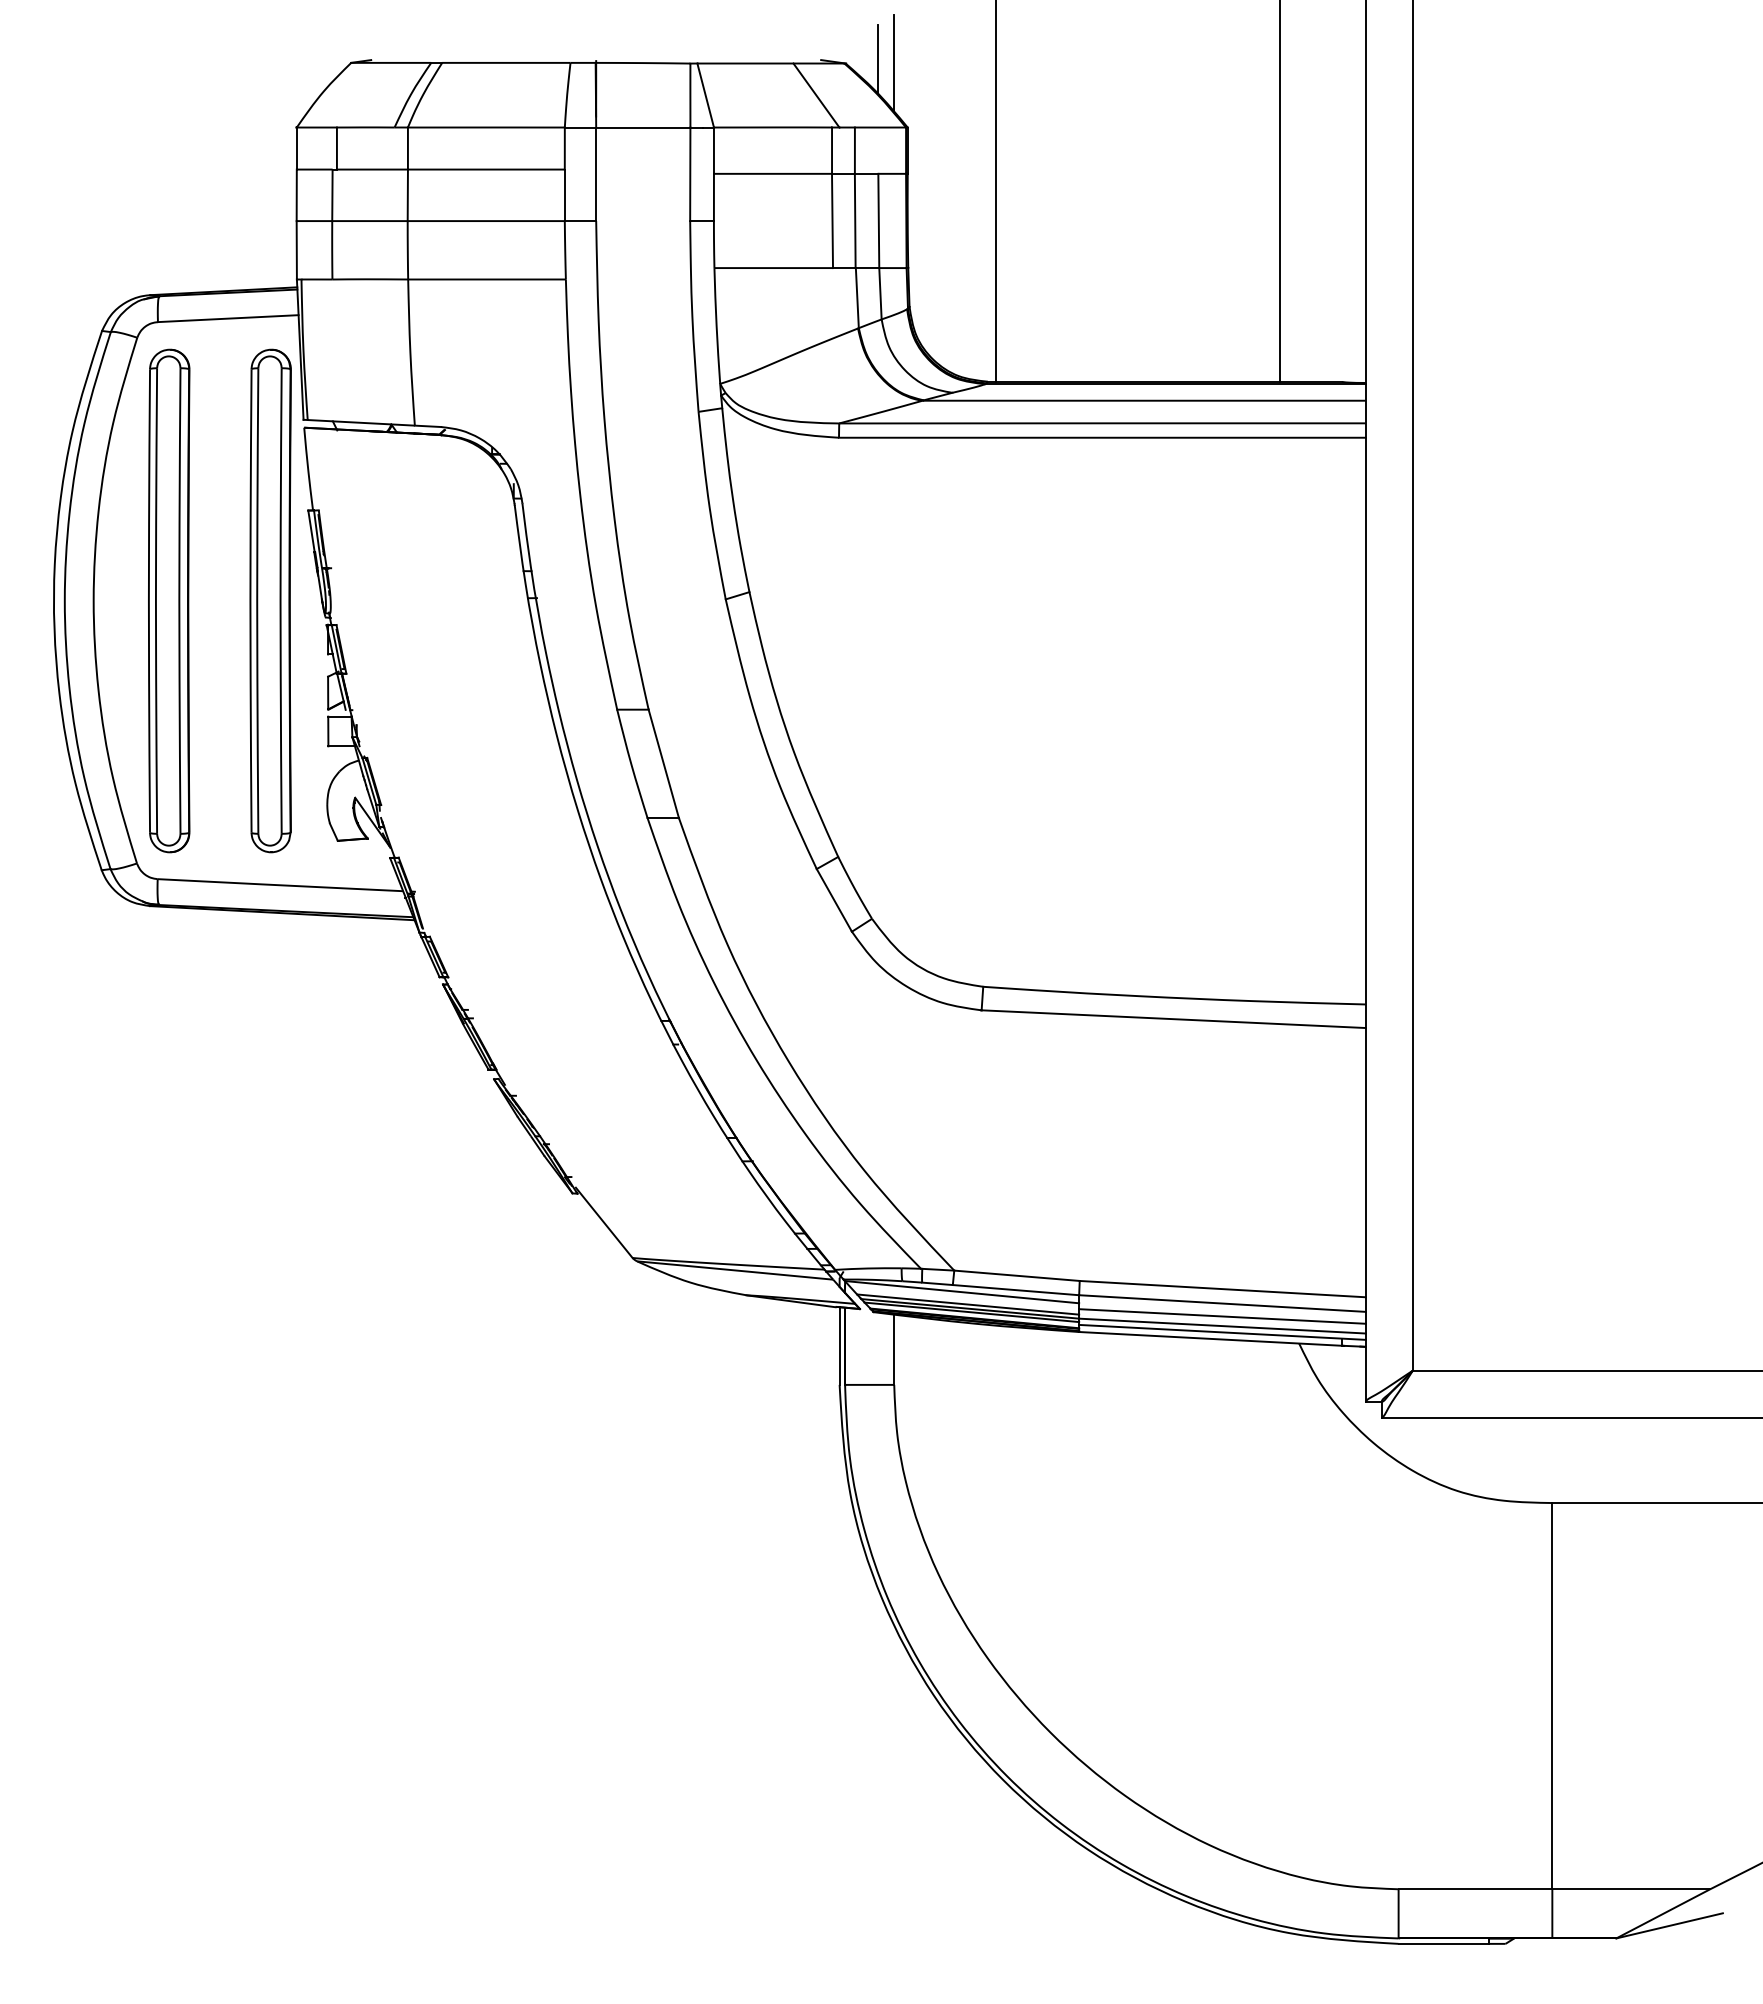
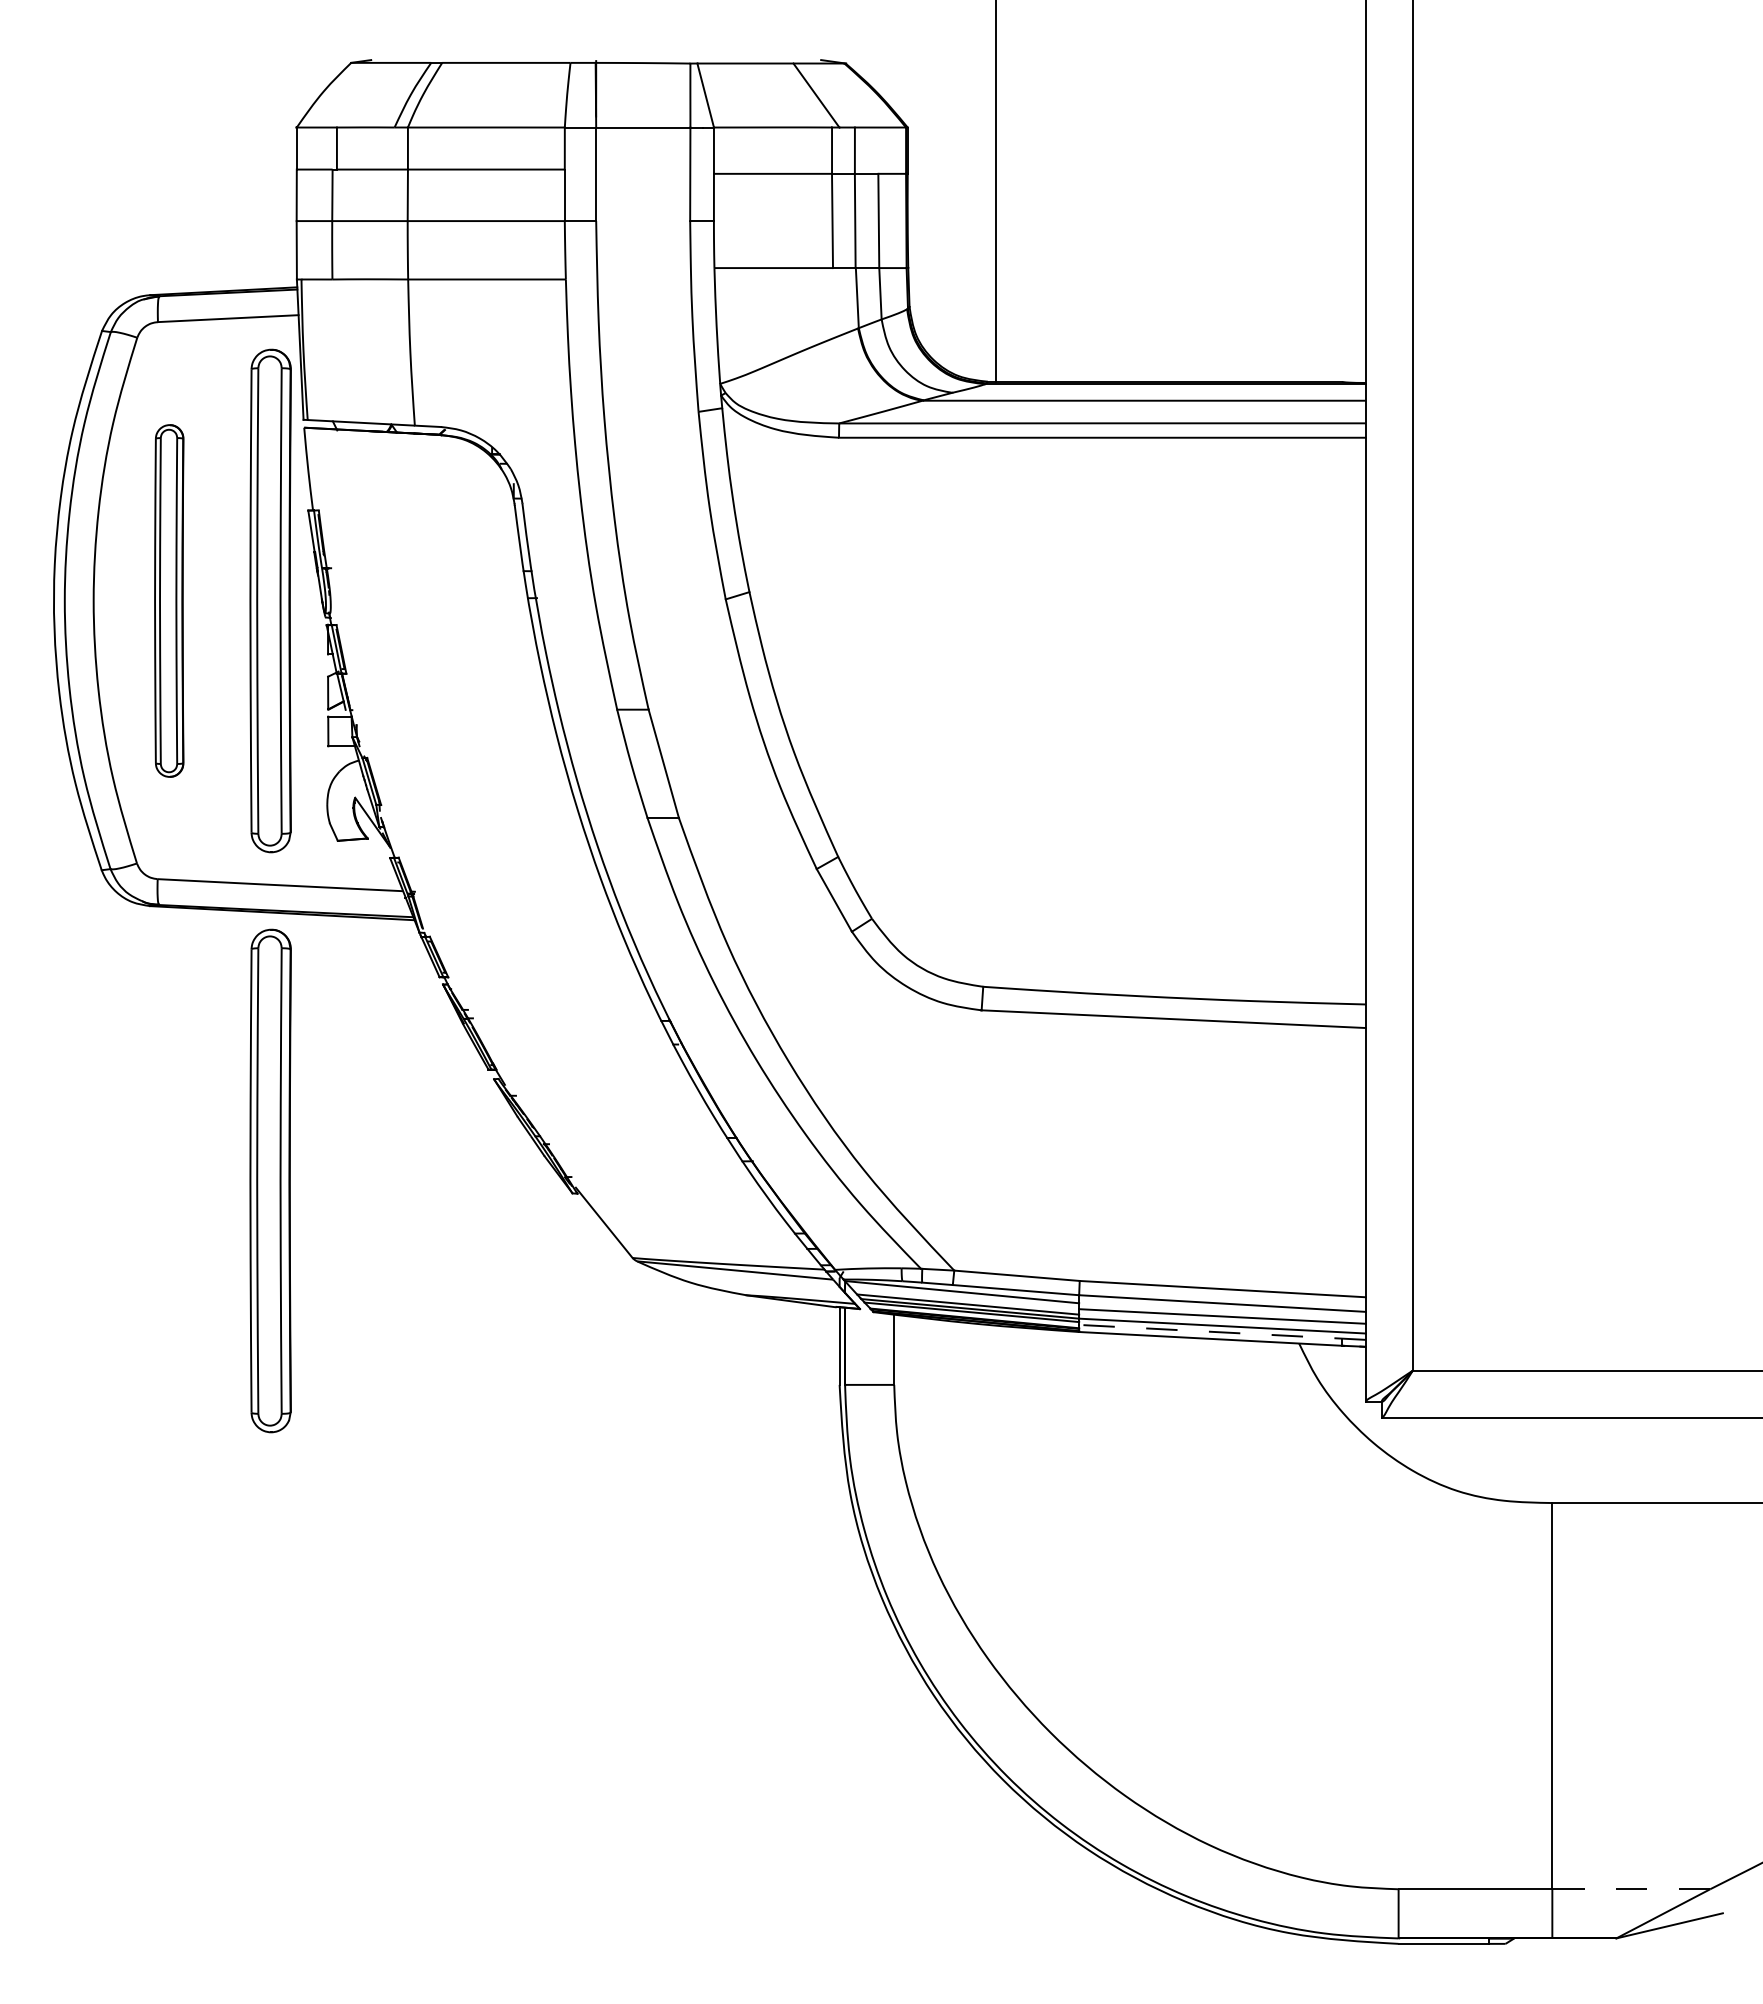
line: present -> none (877, 58)
line: present -> none (893, 63)
line: present -> none (1280, 191)
part size: 43x506 px -> 31x354 px (169, 600)
part: none -> present (270, 1180)
line: solid -> dashed (1221, 1332)
line: solid -> dashed (1631, 1889)
